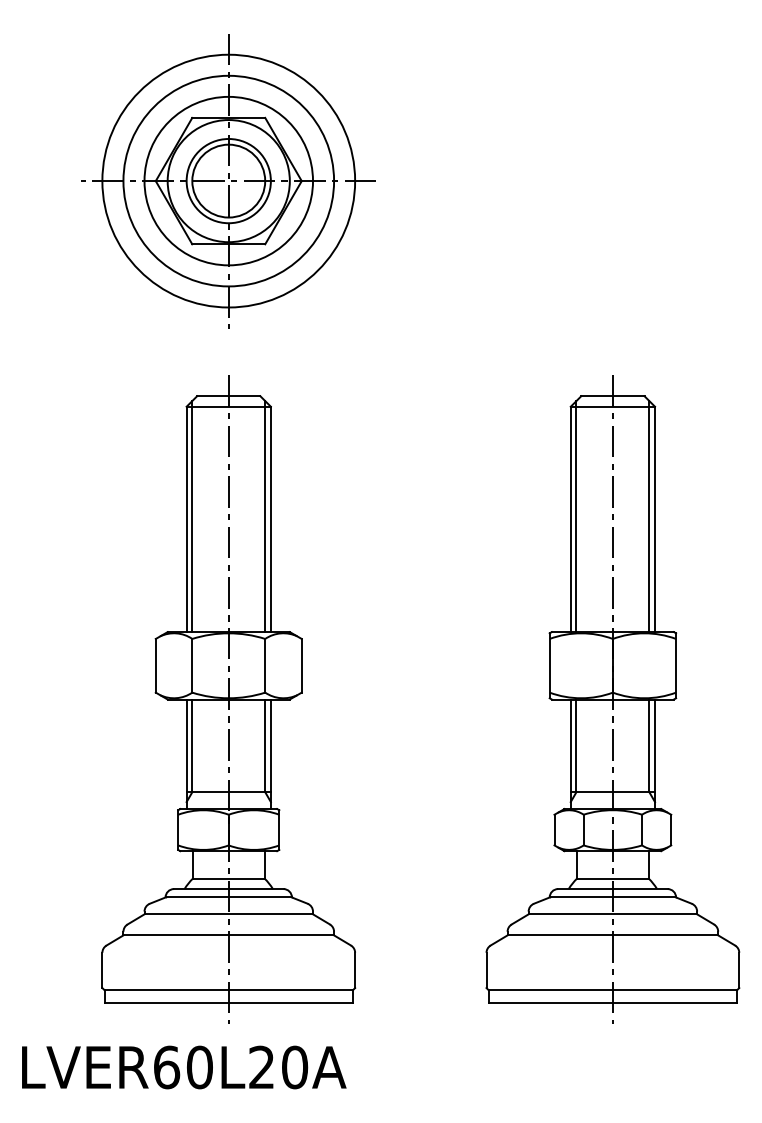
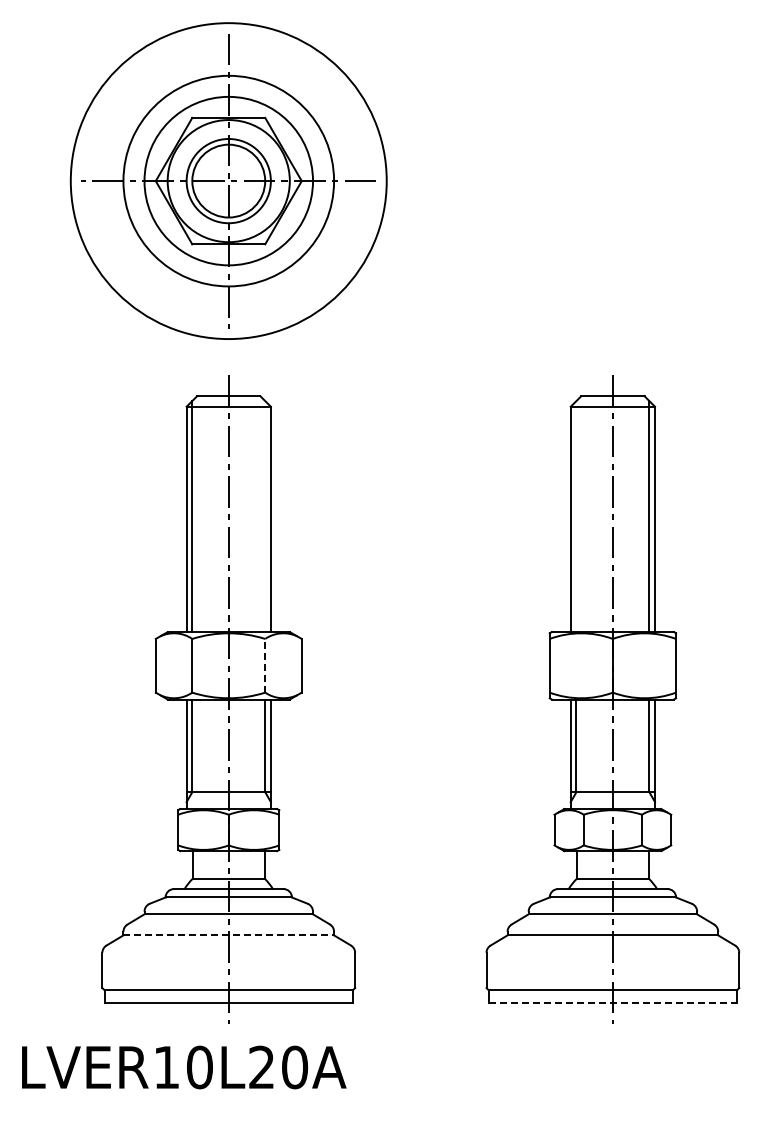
circle diameter: 253 px -> 316 px (228, 181)
line: present -> none (265, 516)
line: present -> none (576, 516)
line: solid -> dashed (265, 665)
line: solid -> dashed (229, 935)
line: solid -> dashed (613, 1002)
text: LVER60L20A -> LVER10L20A (167, 1067)
